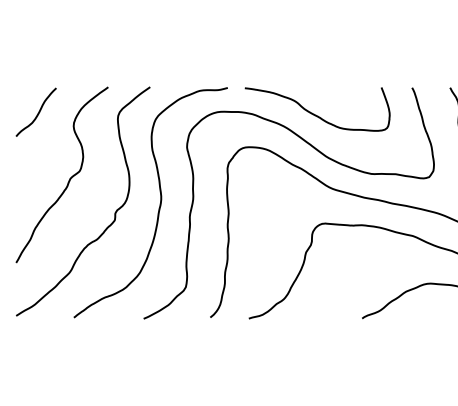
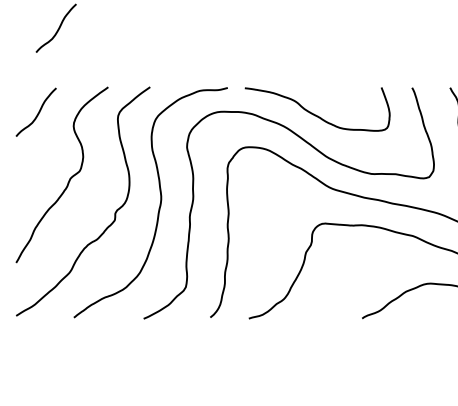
curve: none -> present (57, 29)
